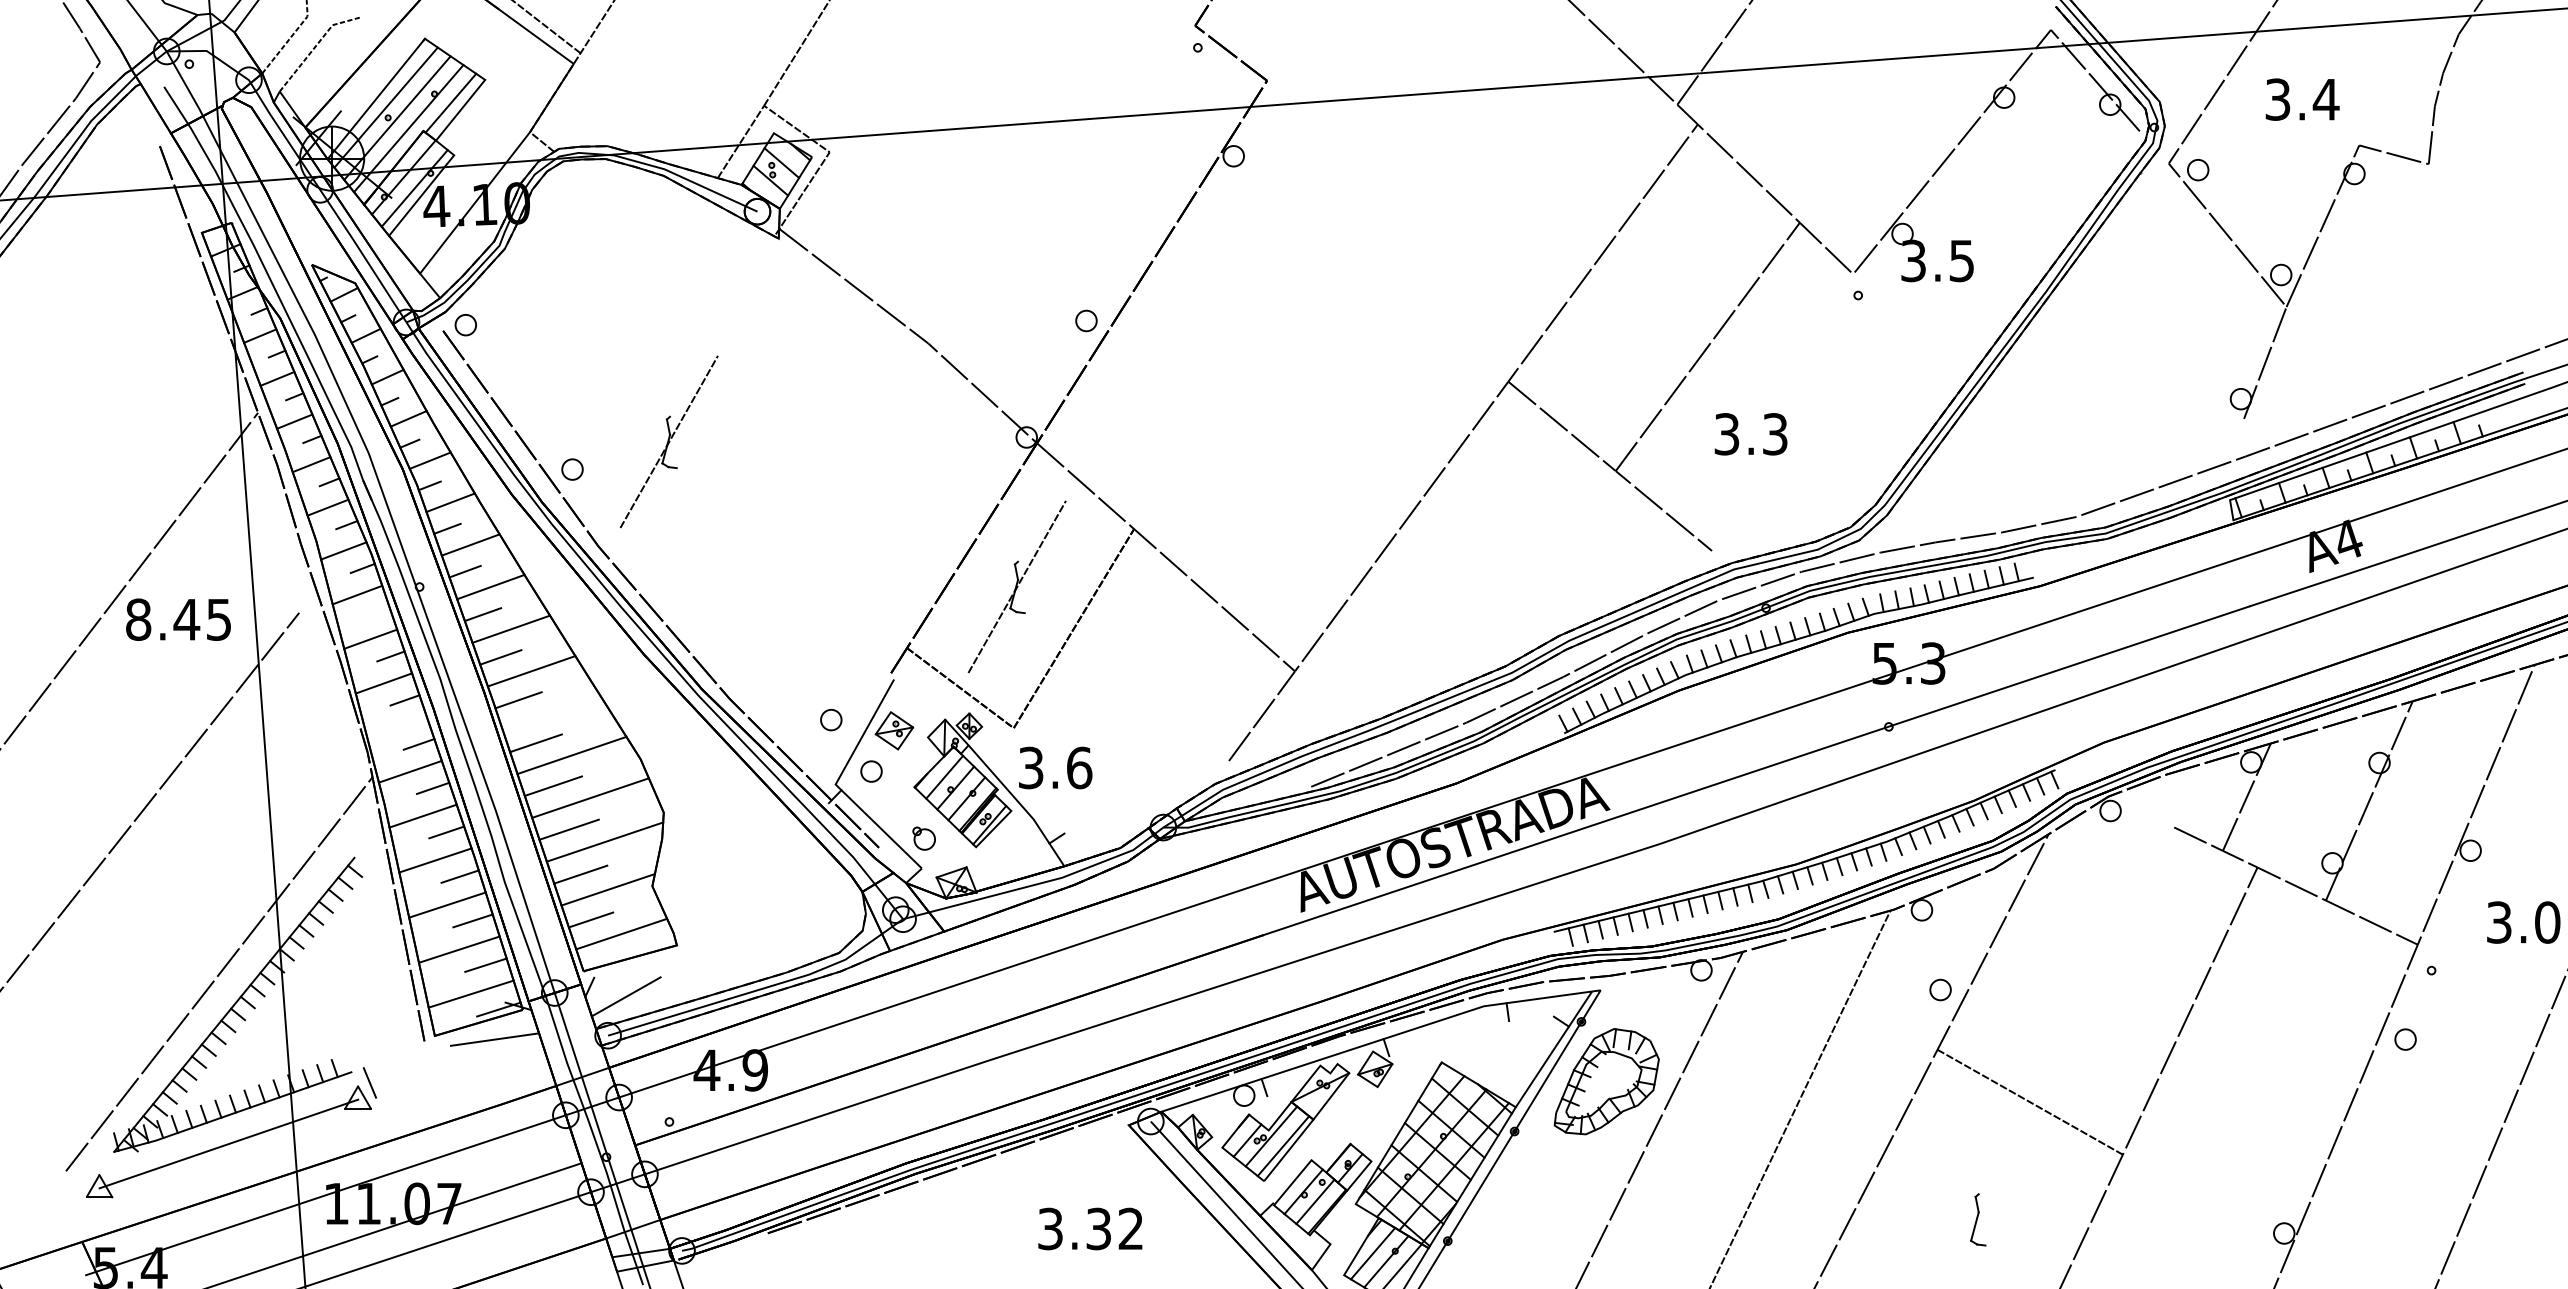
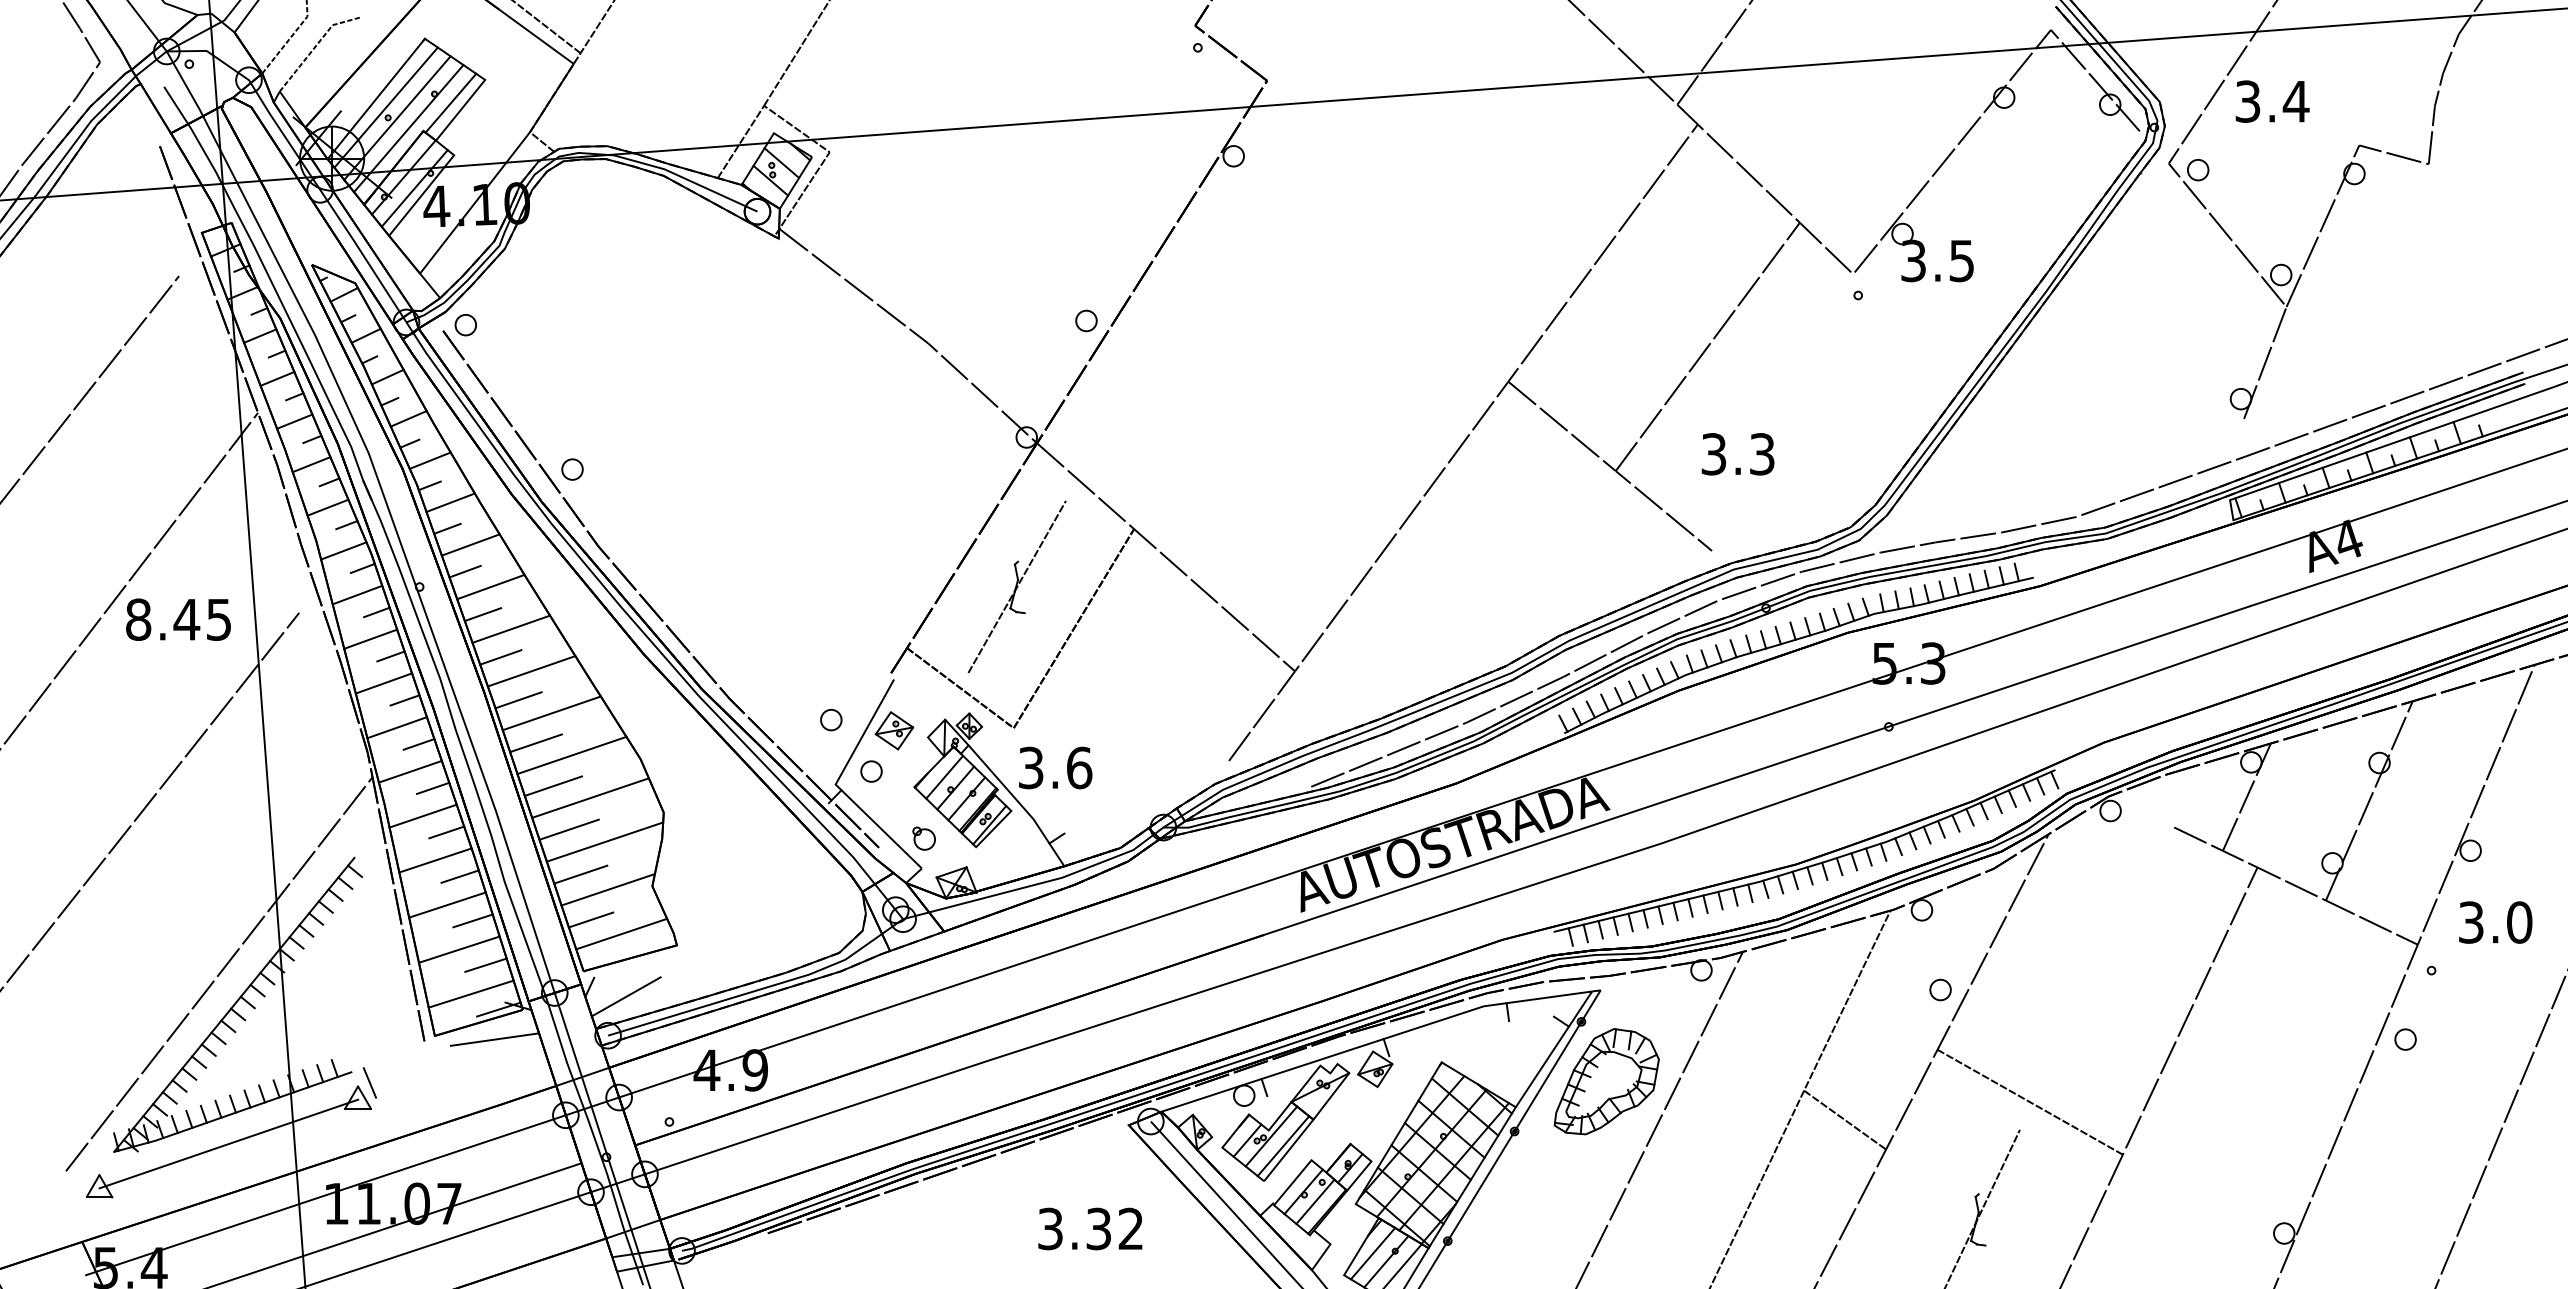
text position: (2302, 99) -> (2272, 101) (2272, 101)
line: none -> present (90, 388)
text position: (1750, 434) -> (1737, 454) (1737, 454)
part: present -> none (668, 441)
line: none -> present (376, 612)
line: none -> present (551, 713)
line: none -> present (396, 727)
text position: (2523, 922) -> (2495, 922) (2495, 922)
line: none -> present (1845, 1119)
line: none -> present (1982, 1207)
